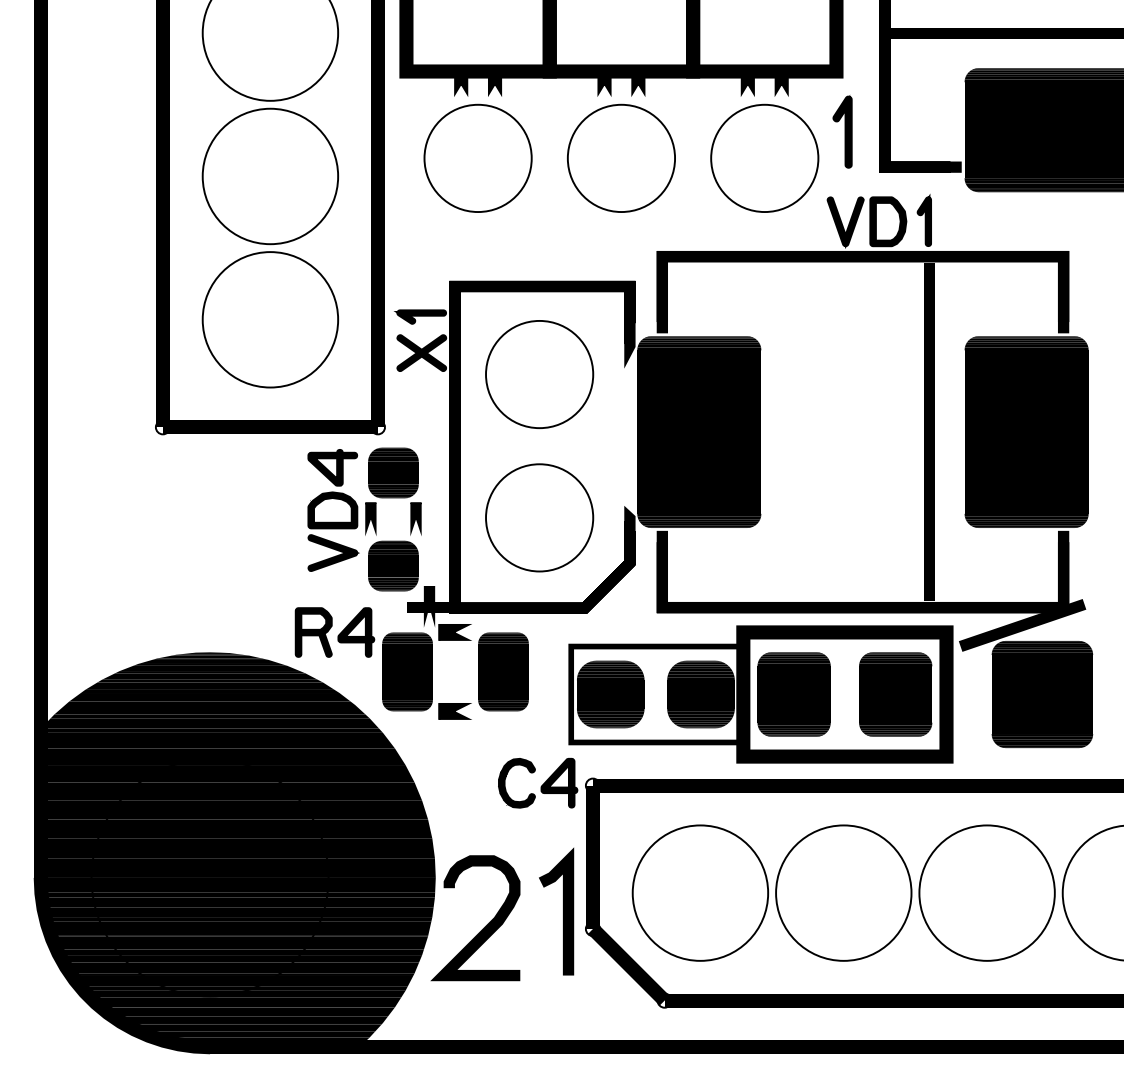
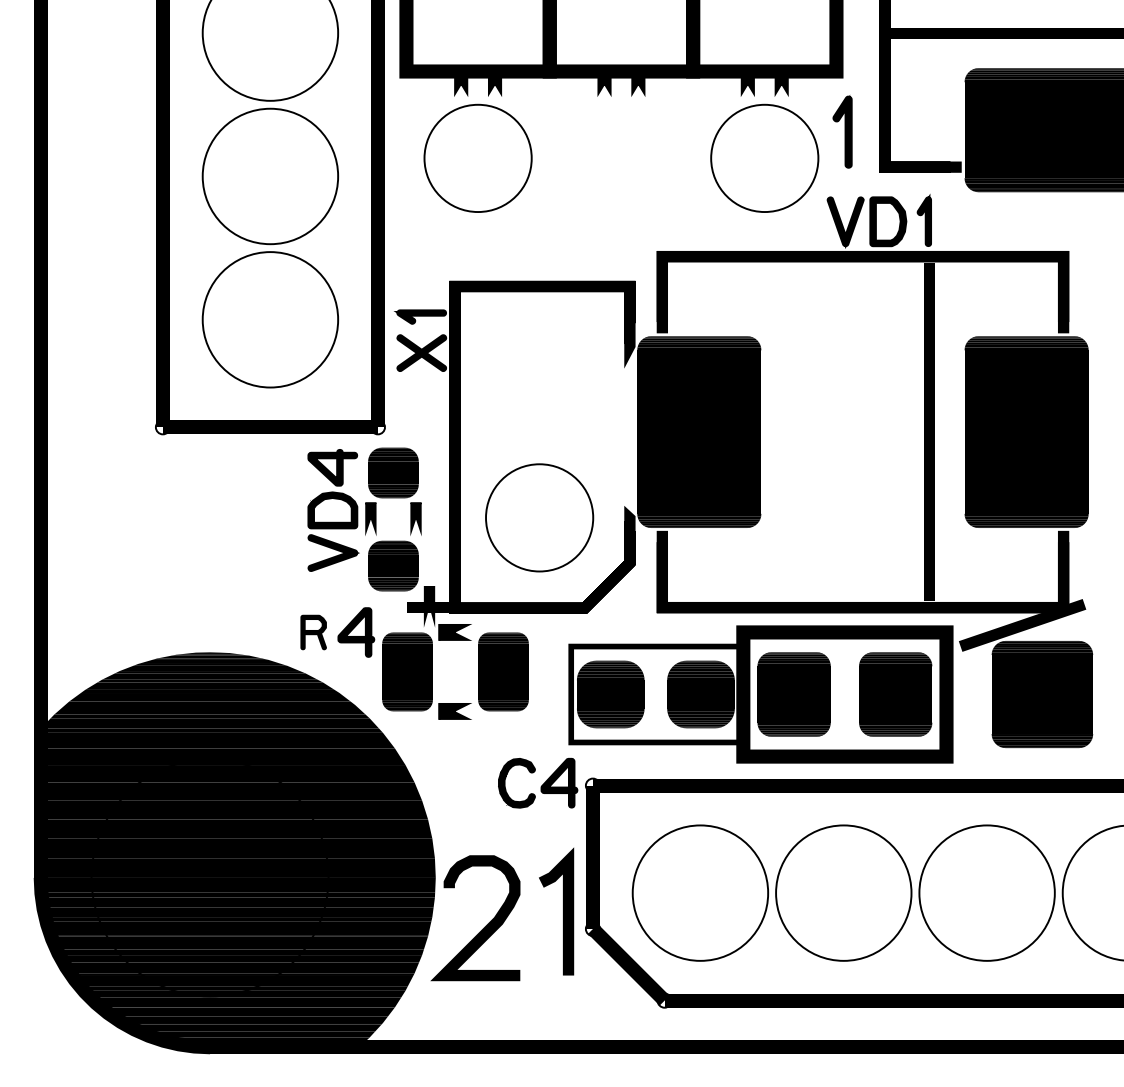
part: present -> none (621, 157)
part: present -> none (539, 374)
part size: 39x51 px -> 27x37 px (313, 632)
